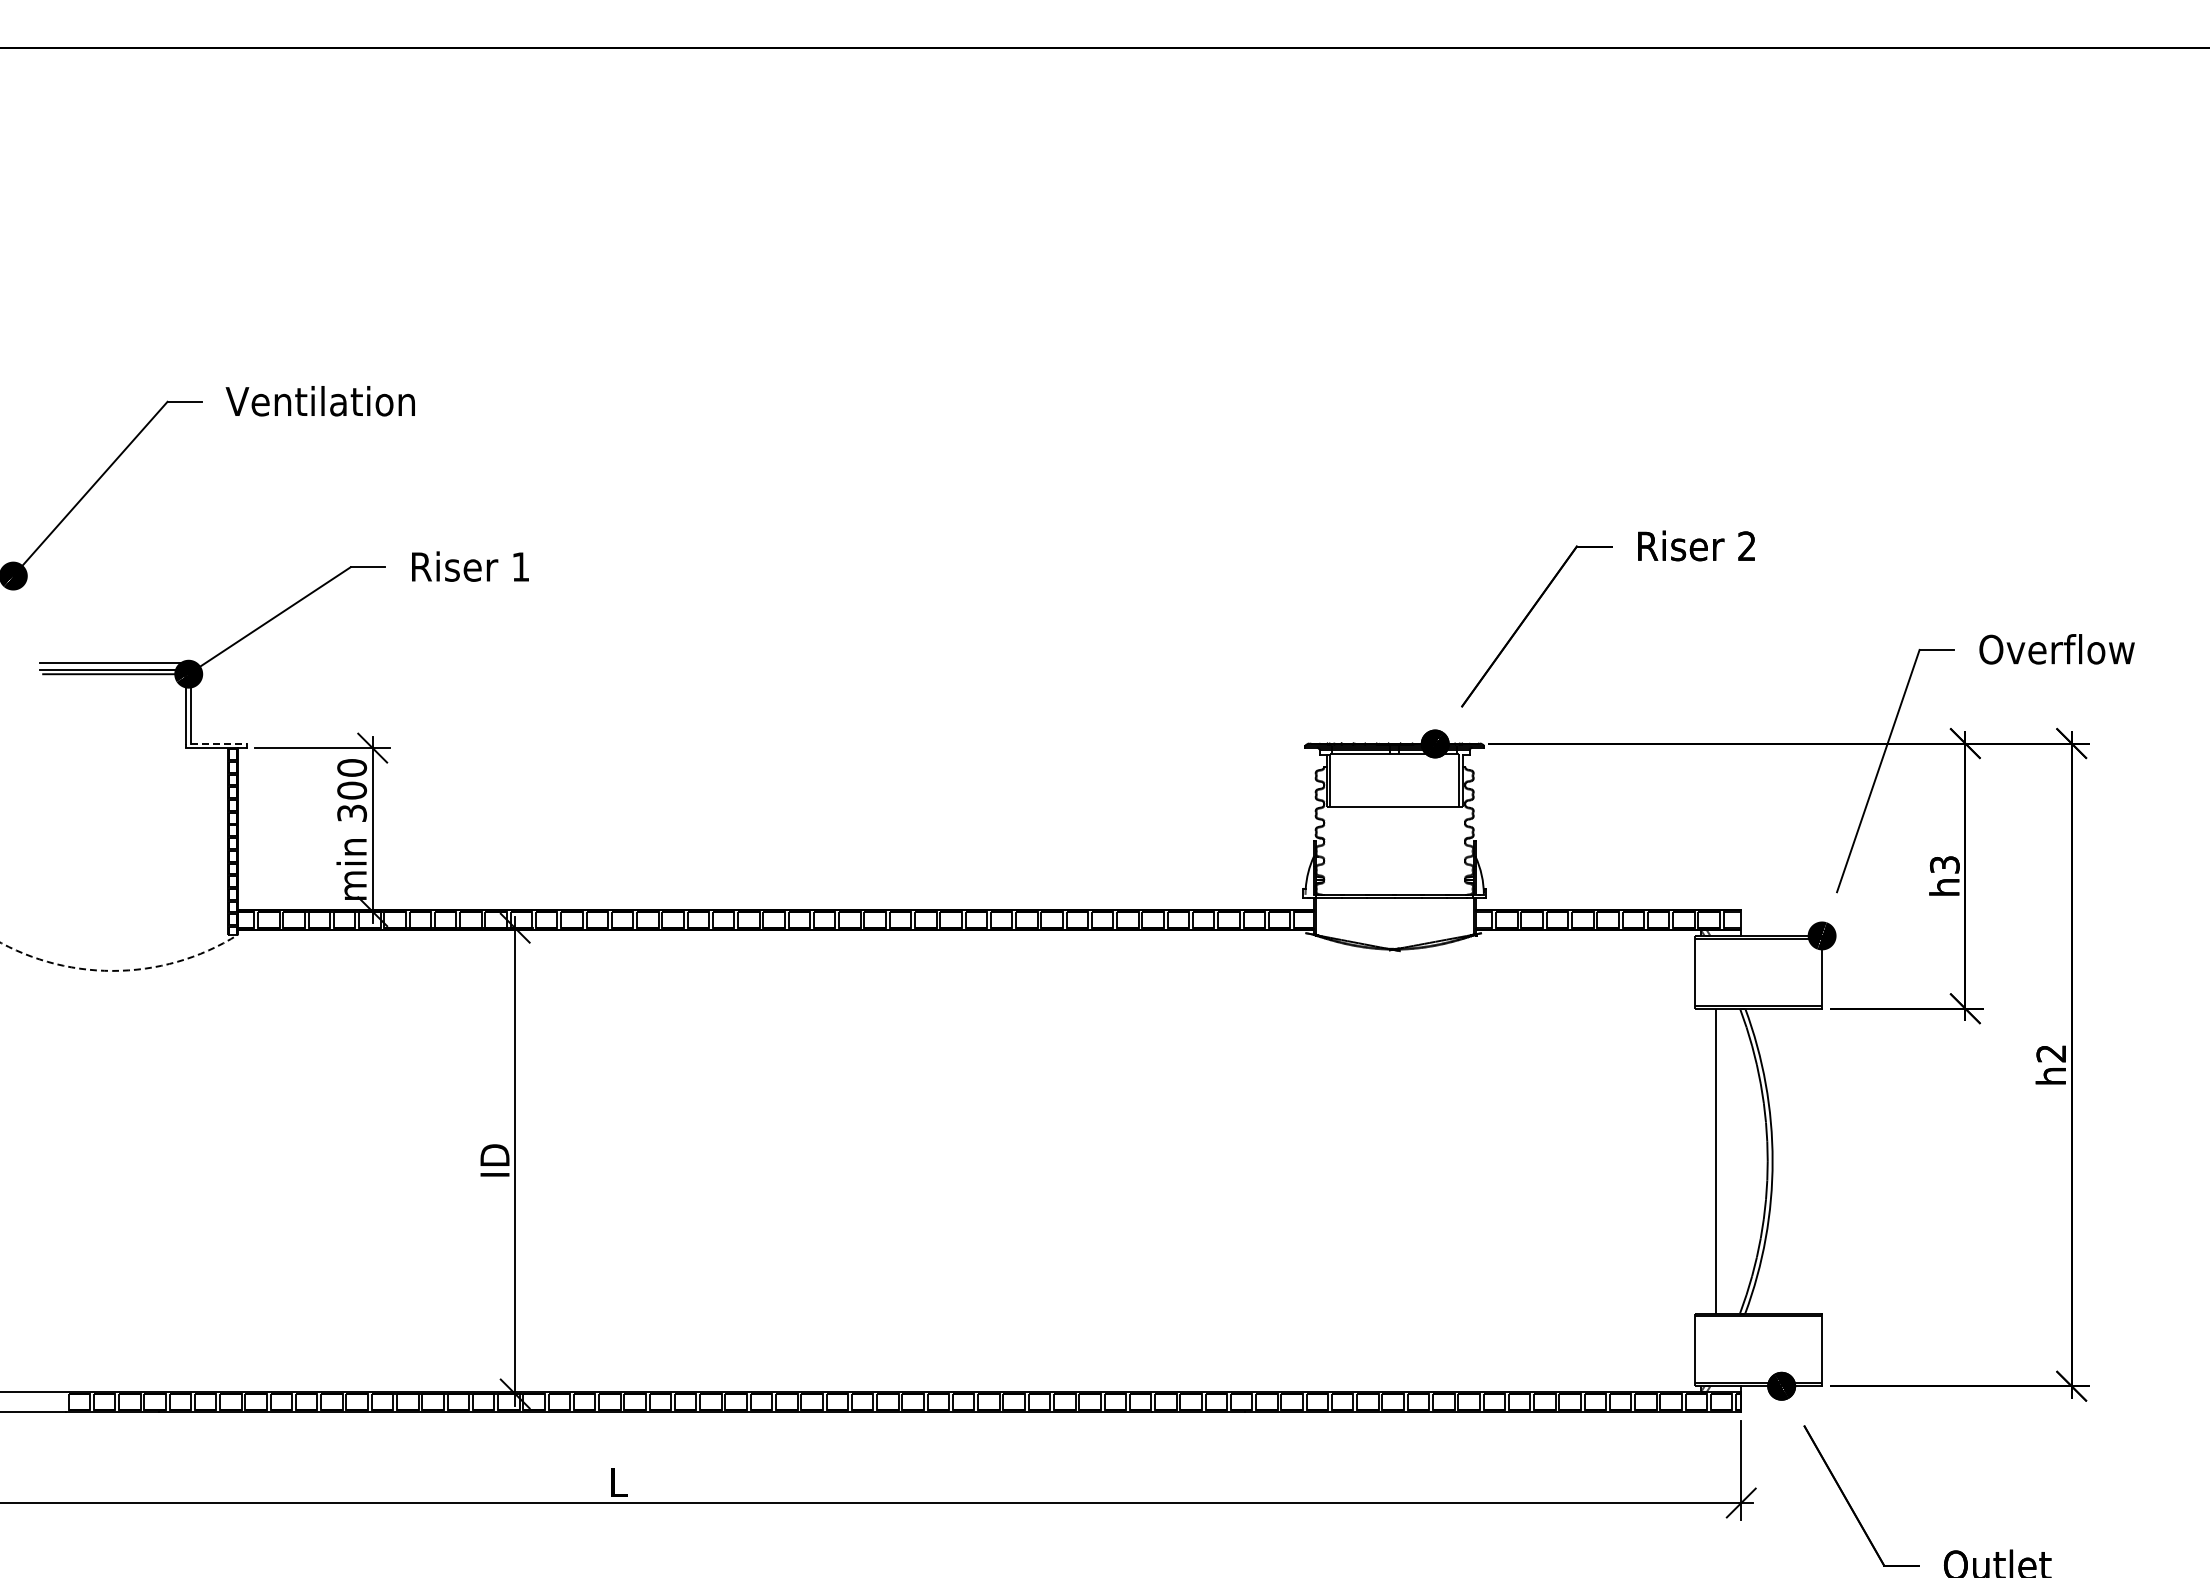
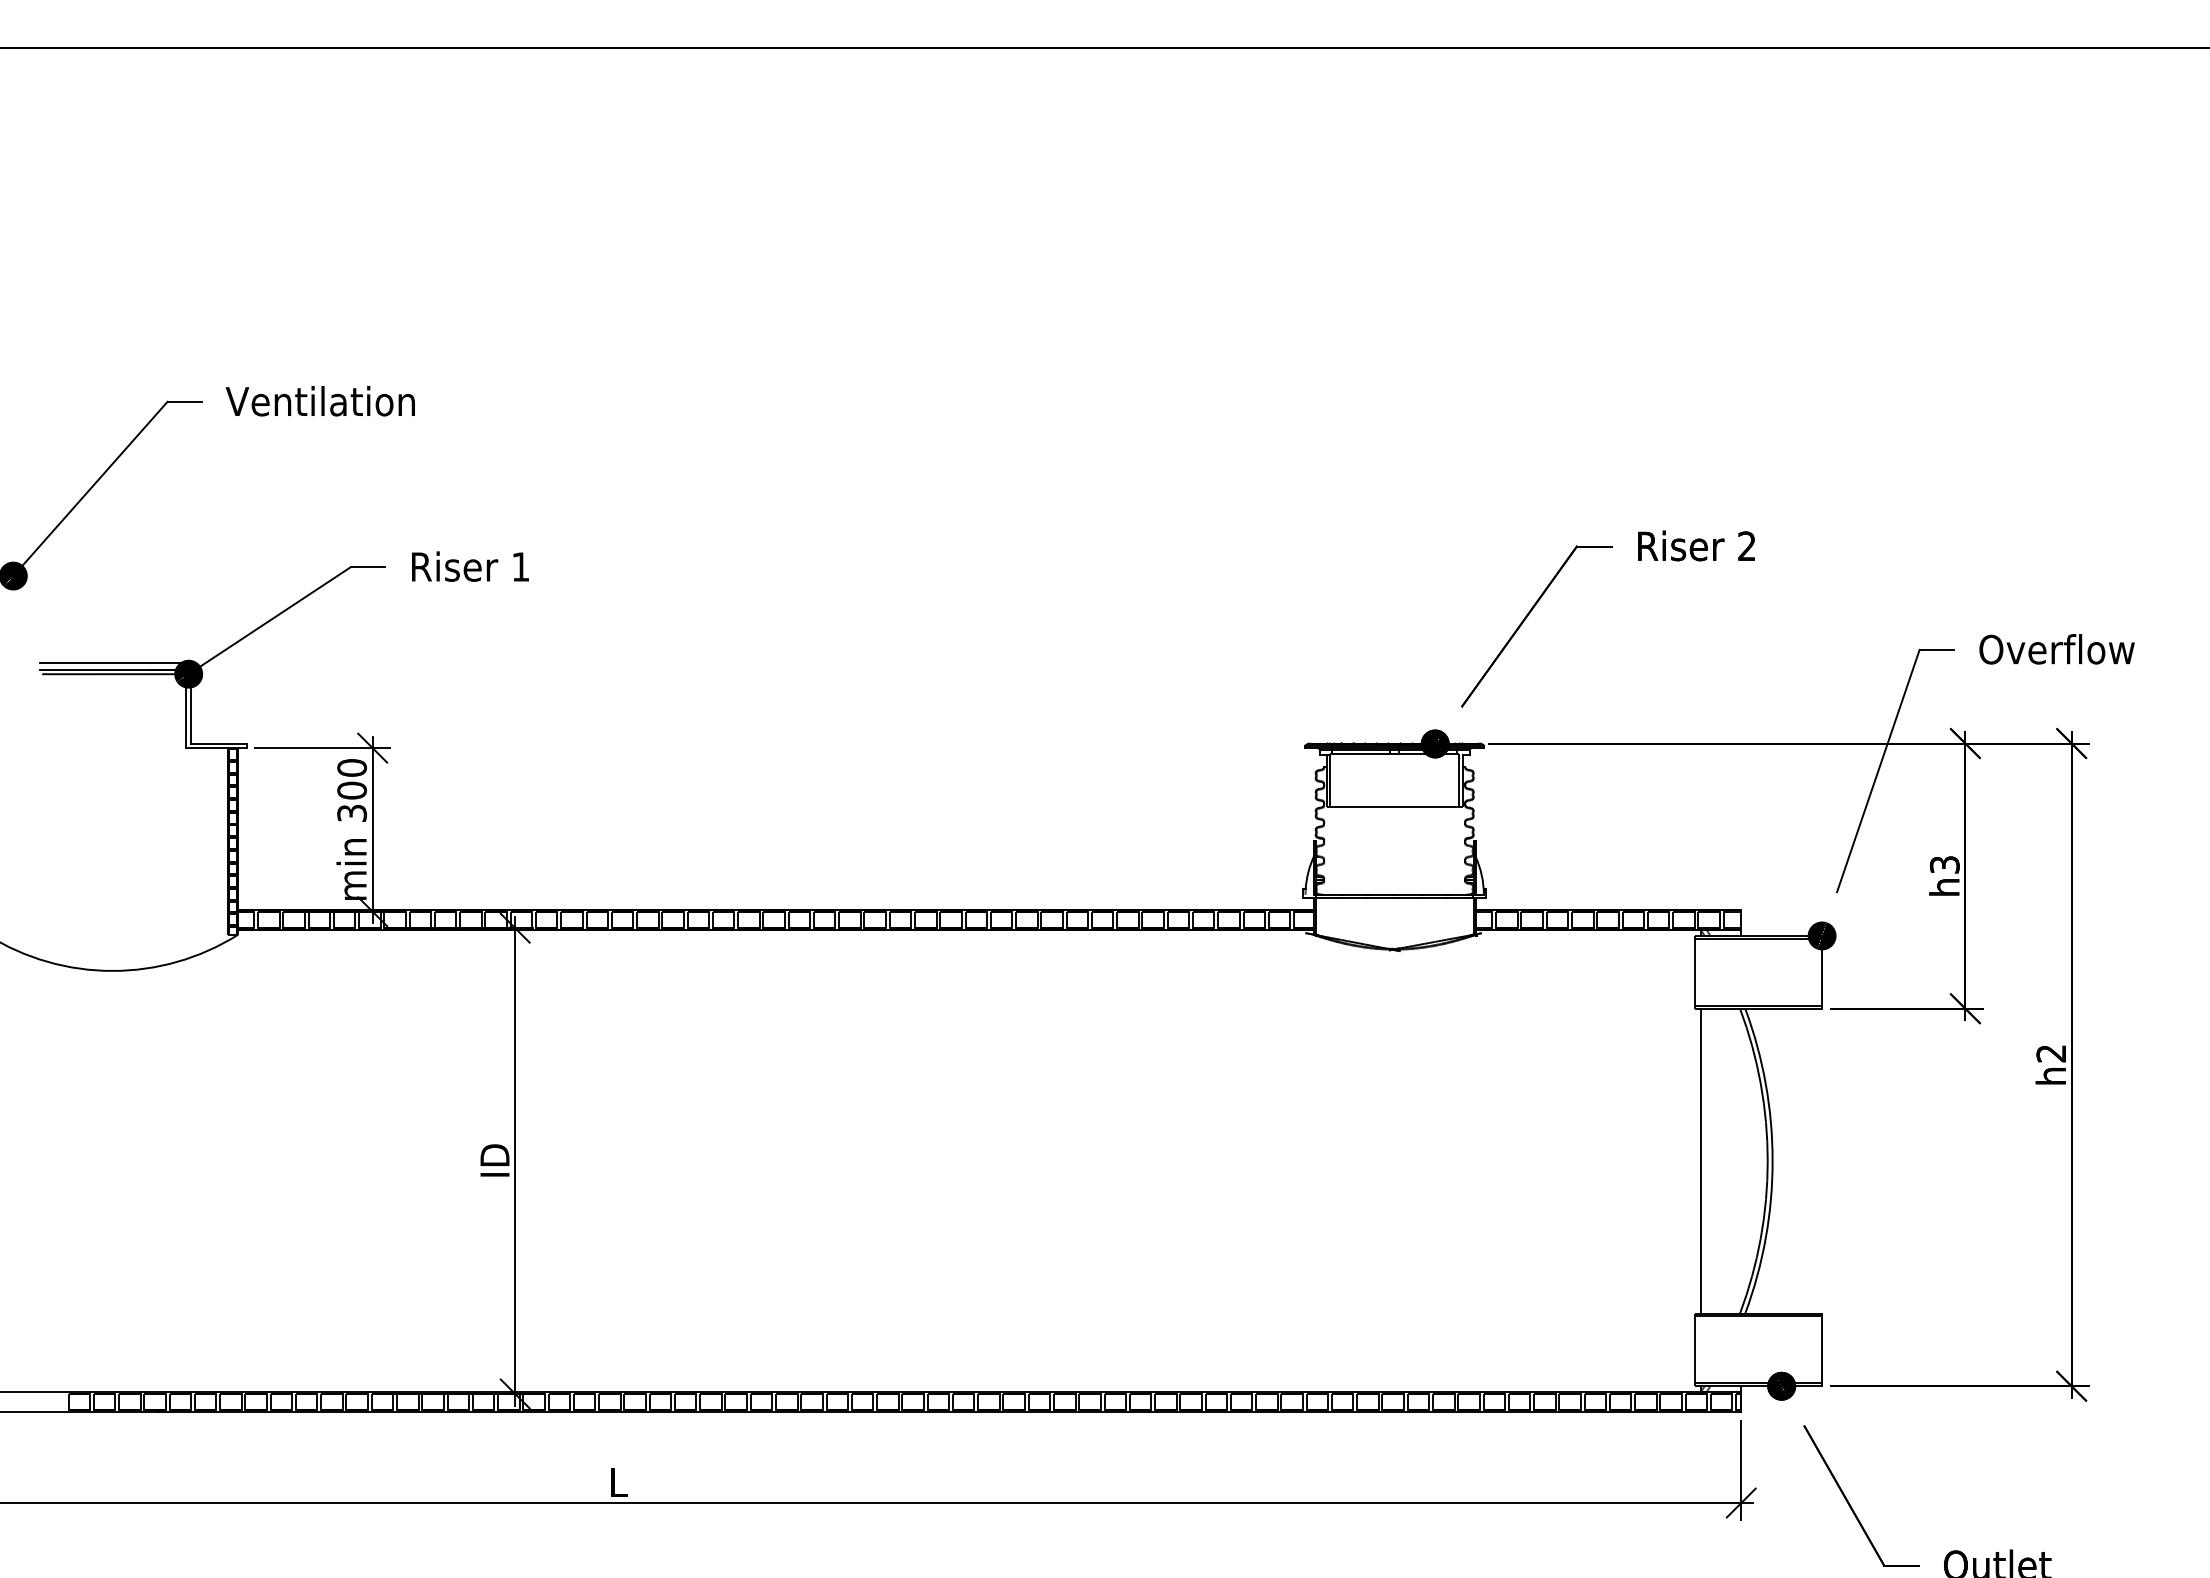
line: dashed -> solid (218, 743)
arc: dashed -> solid (120, 970)
line position: (1716, 1160) -> (1701, 1160) (1701, 1160)
